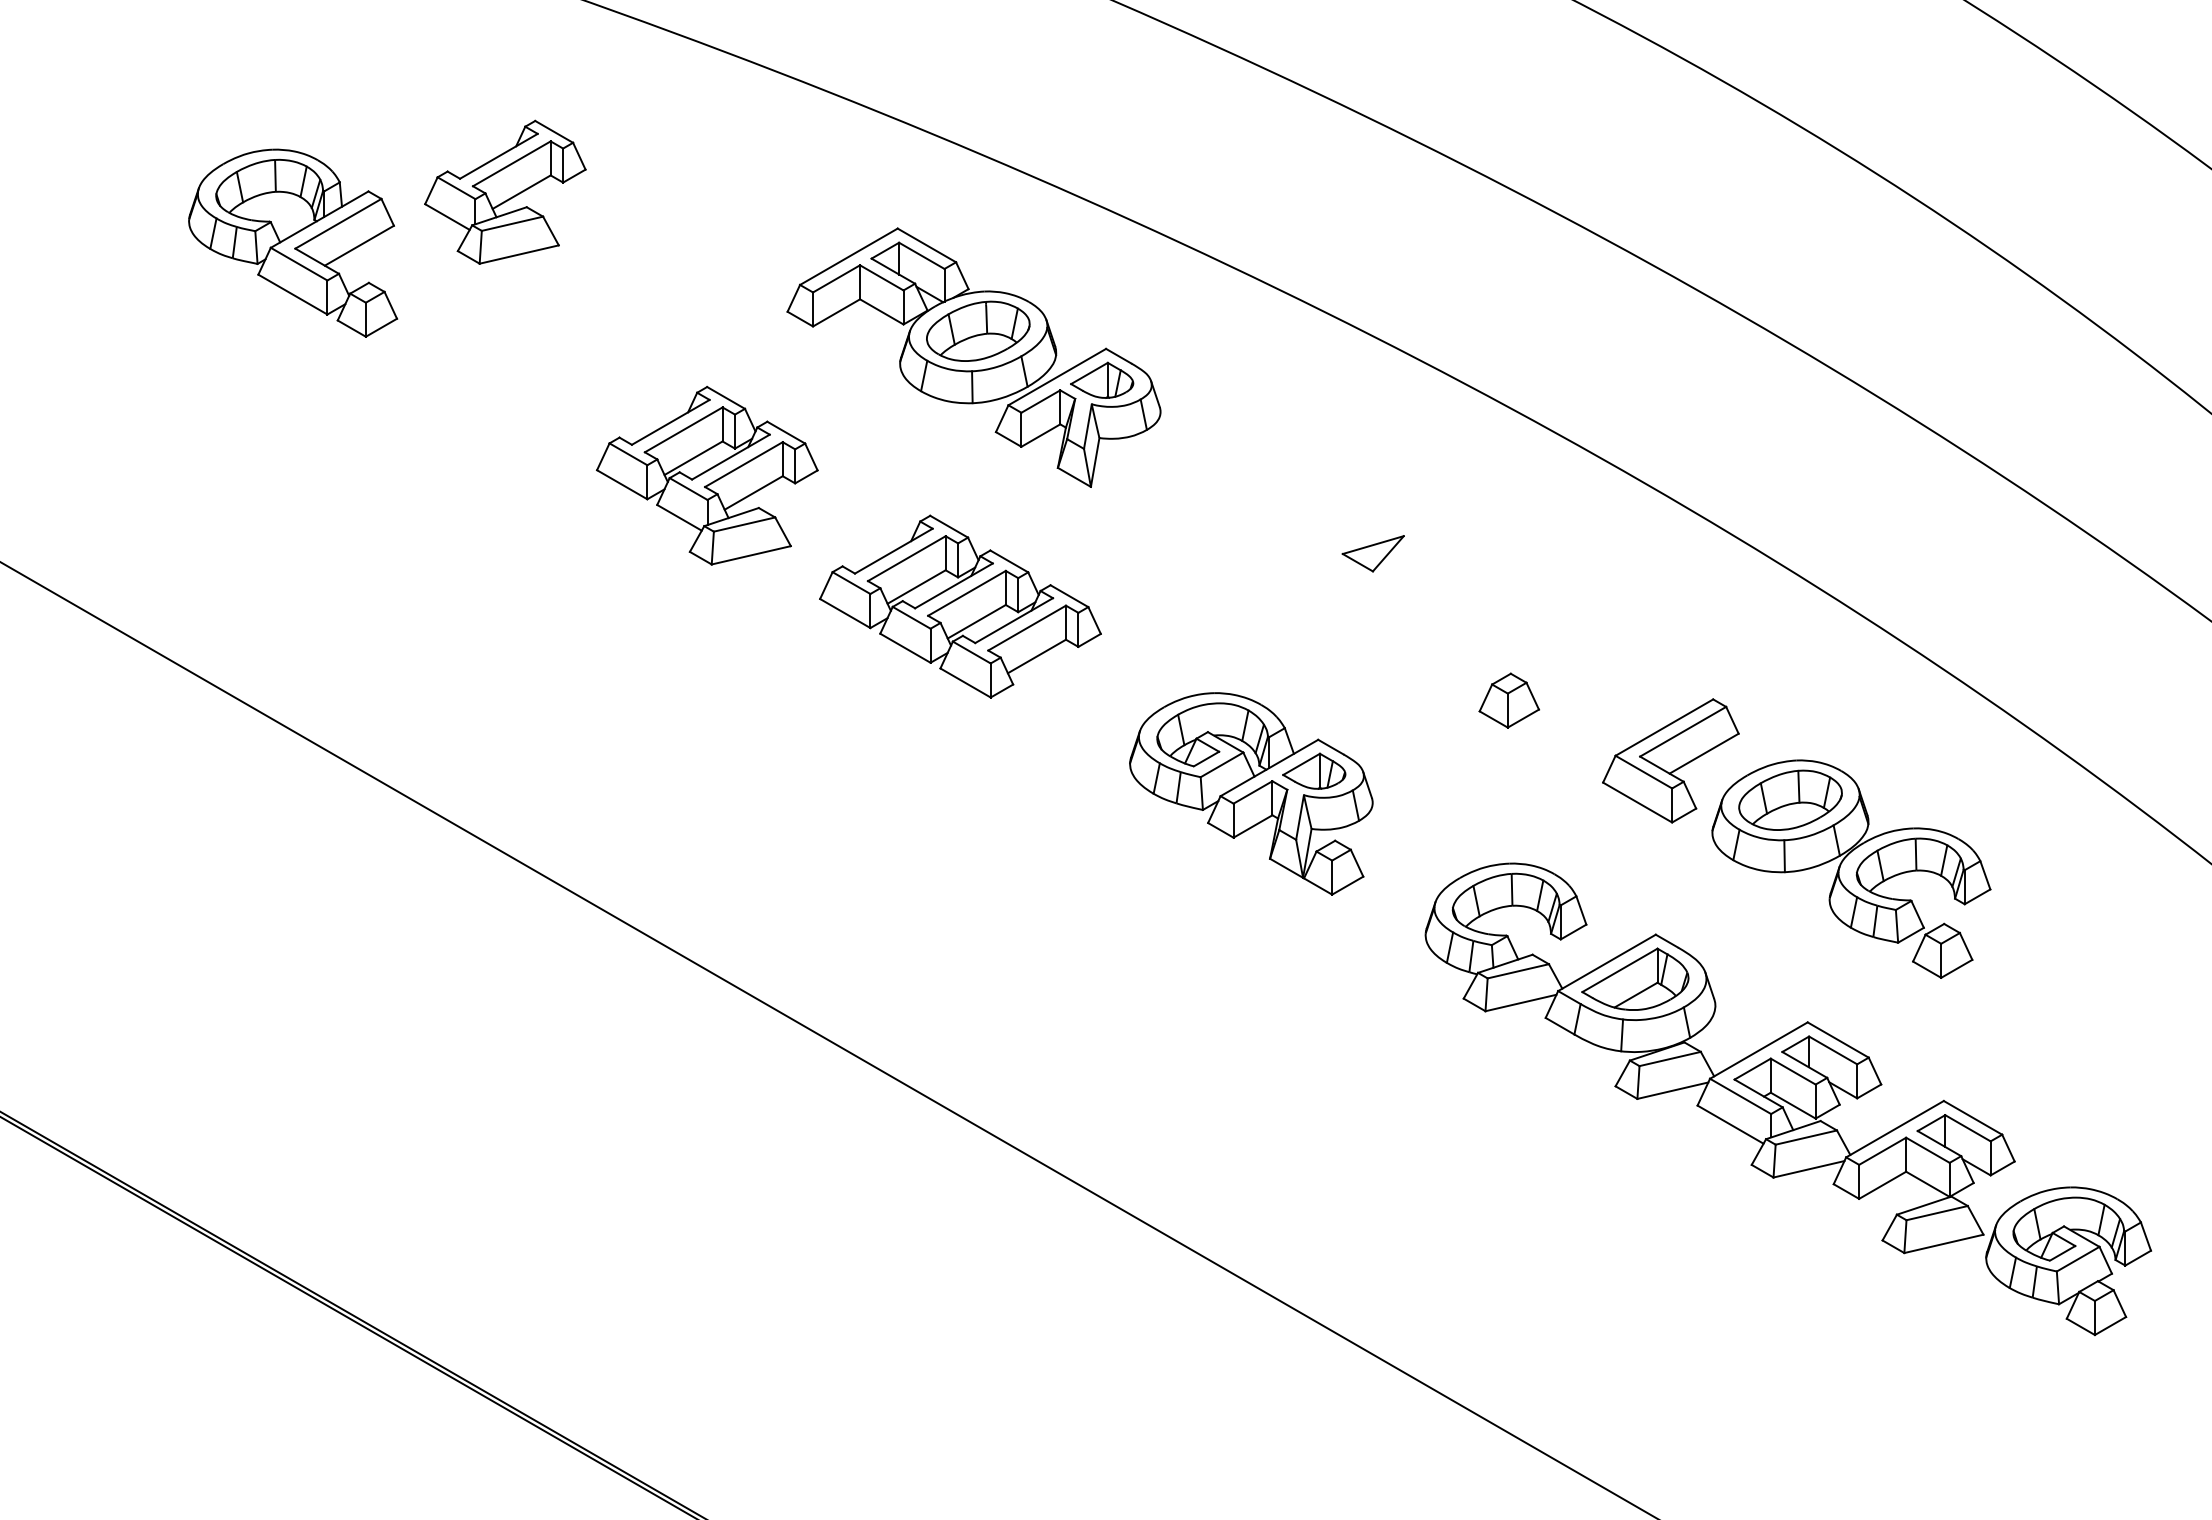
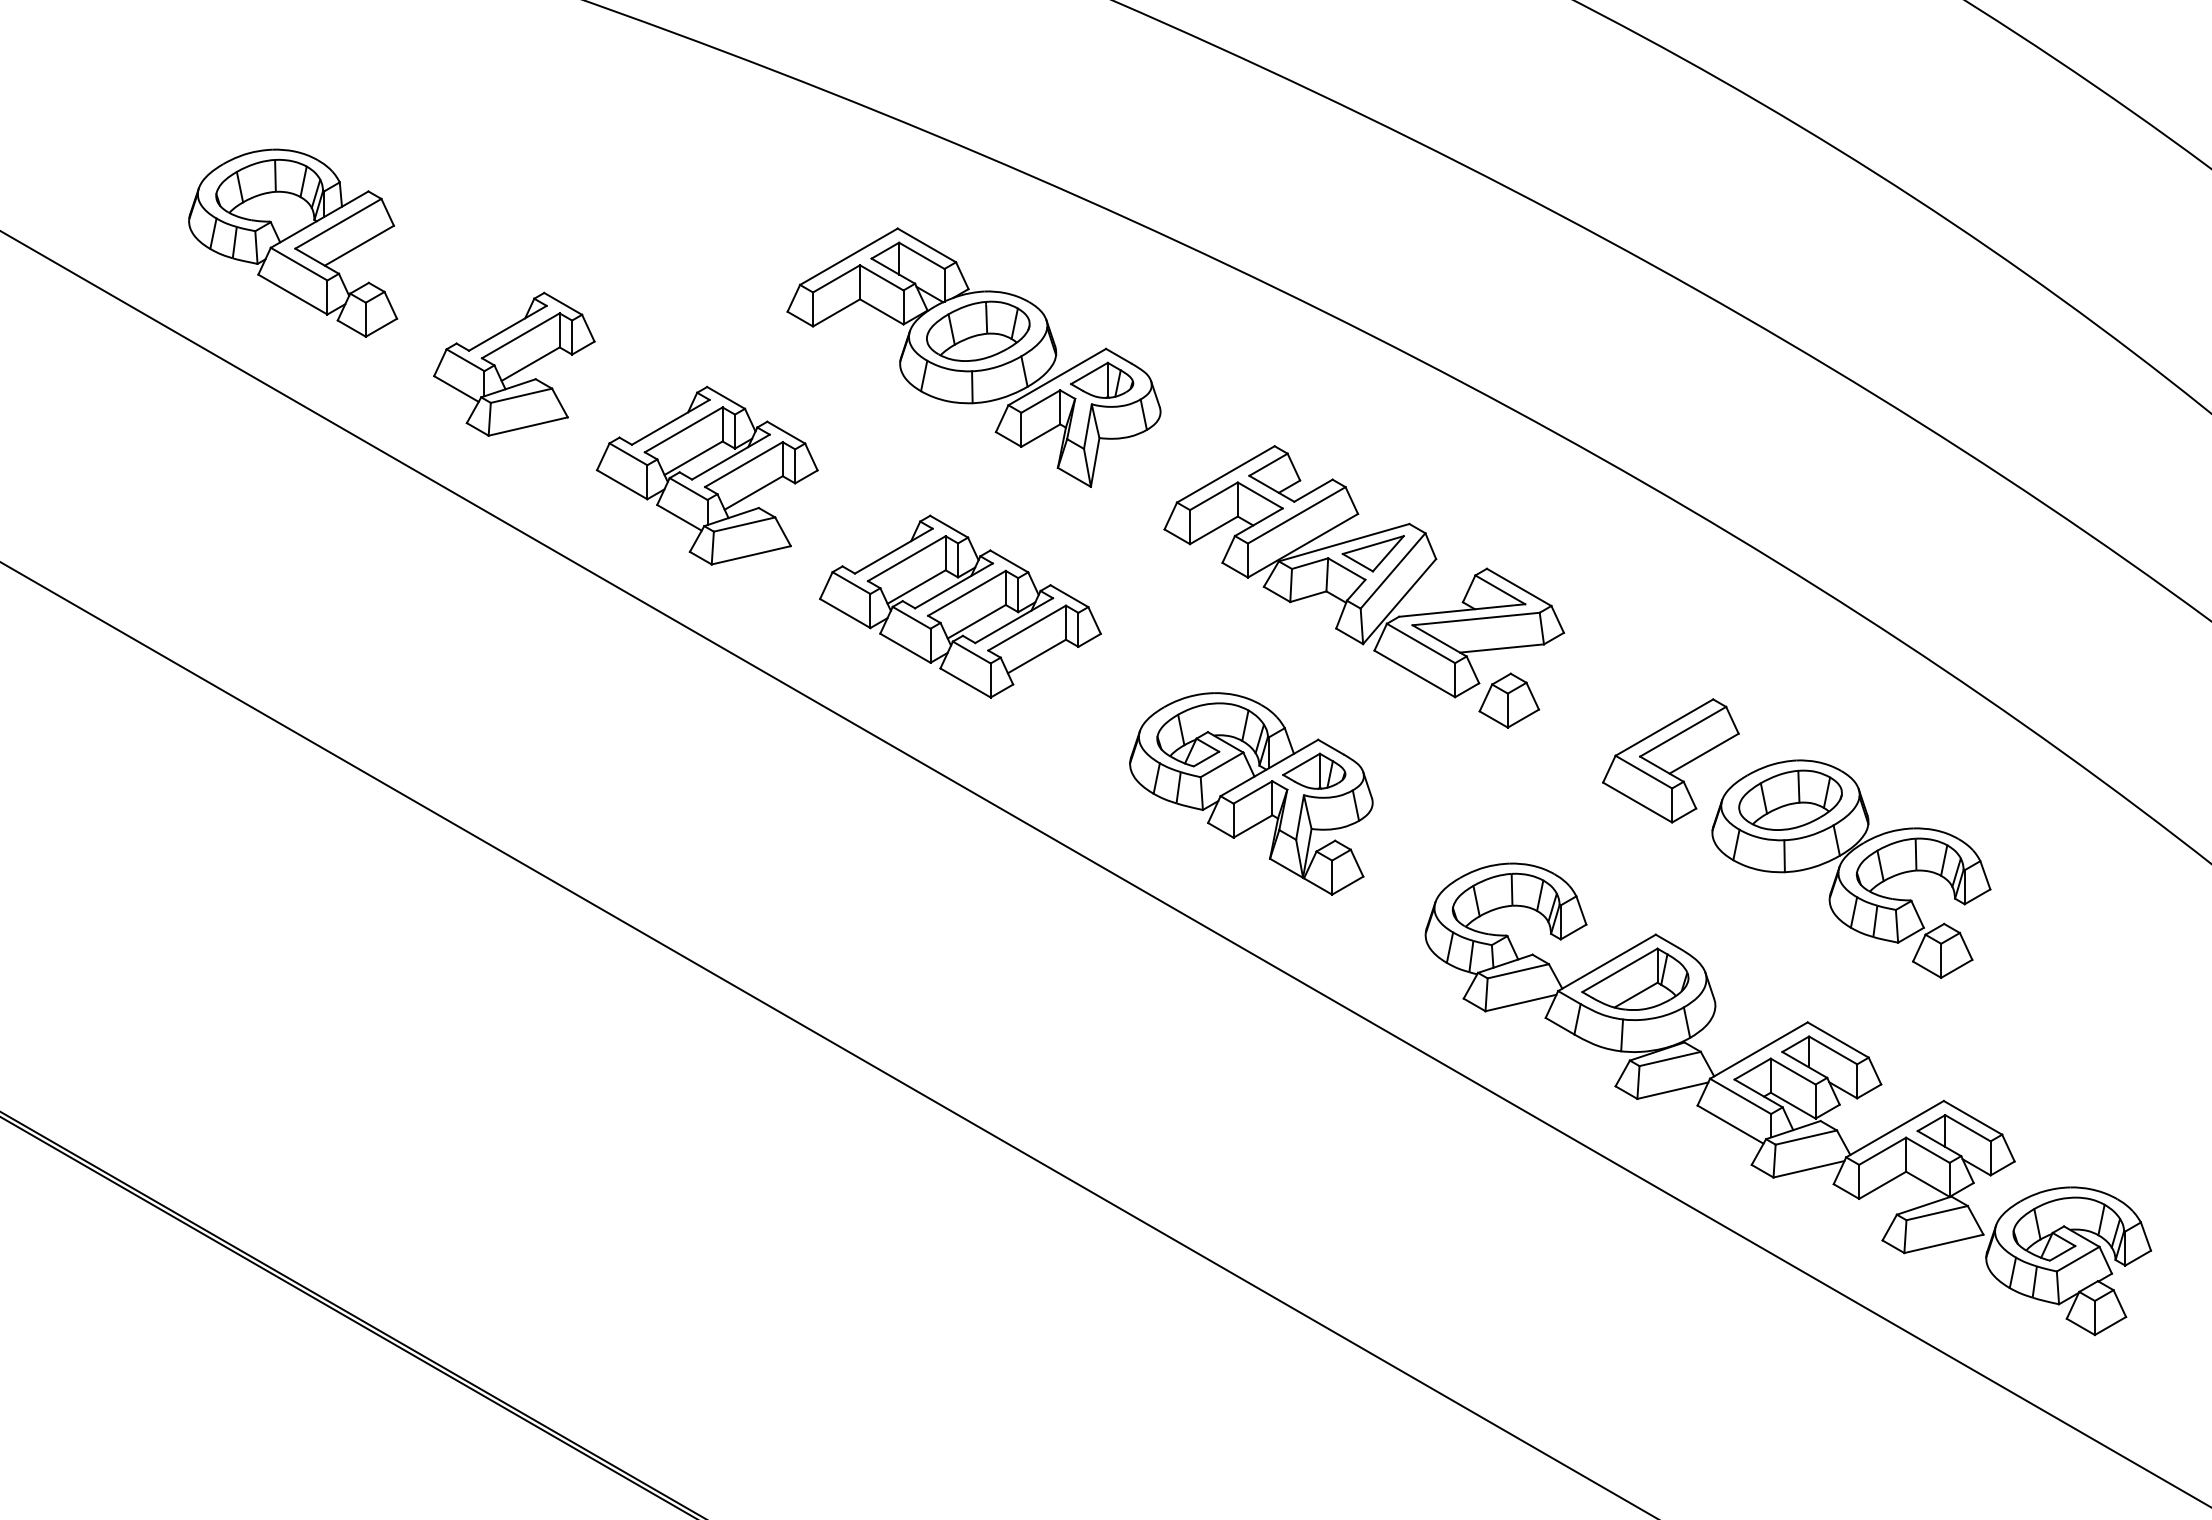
part position: (505, 191) -> (514, 363) (514, 363)
part: none -> present (1363, 571)
line: none -> present (1105, 868)
